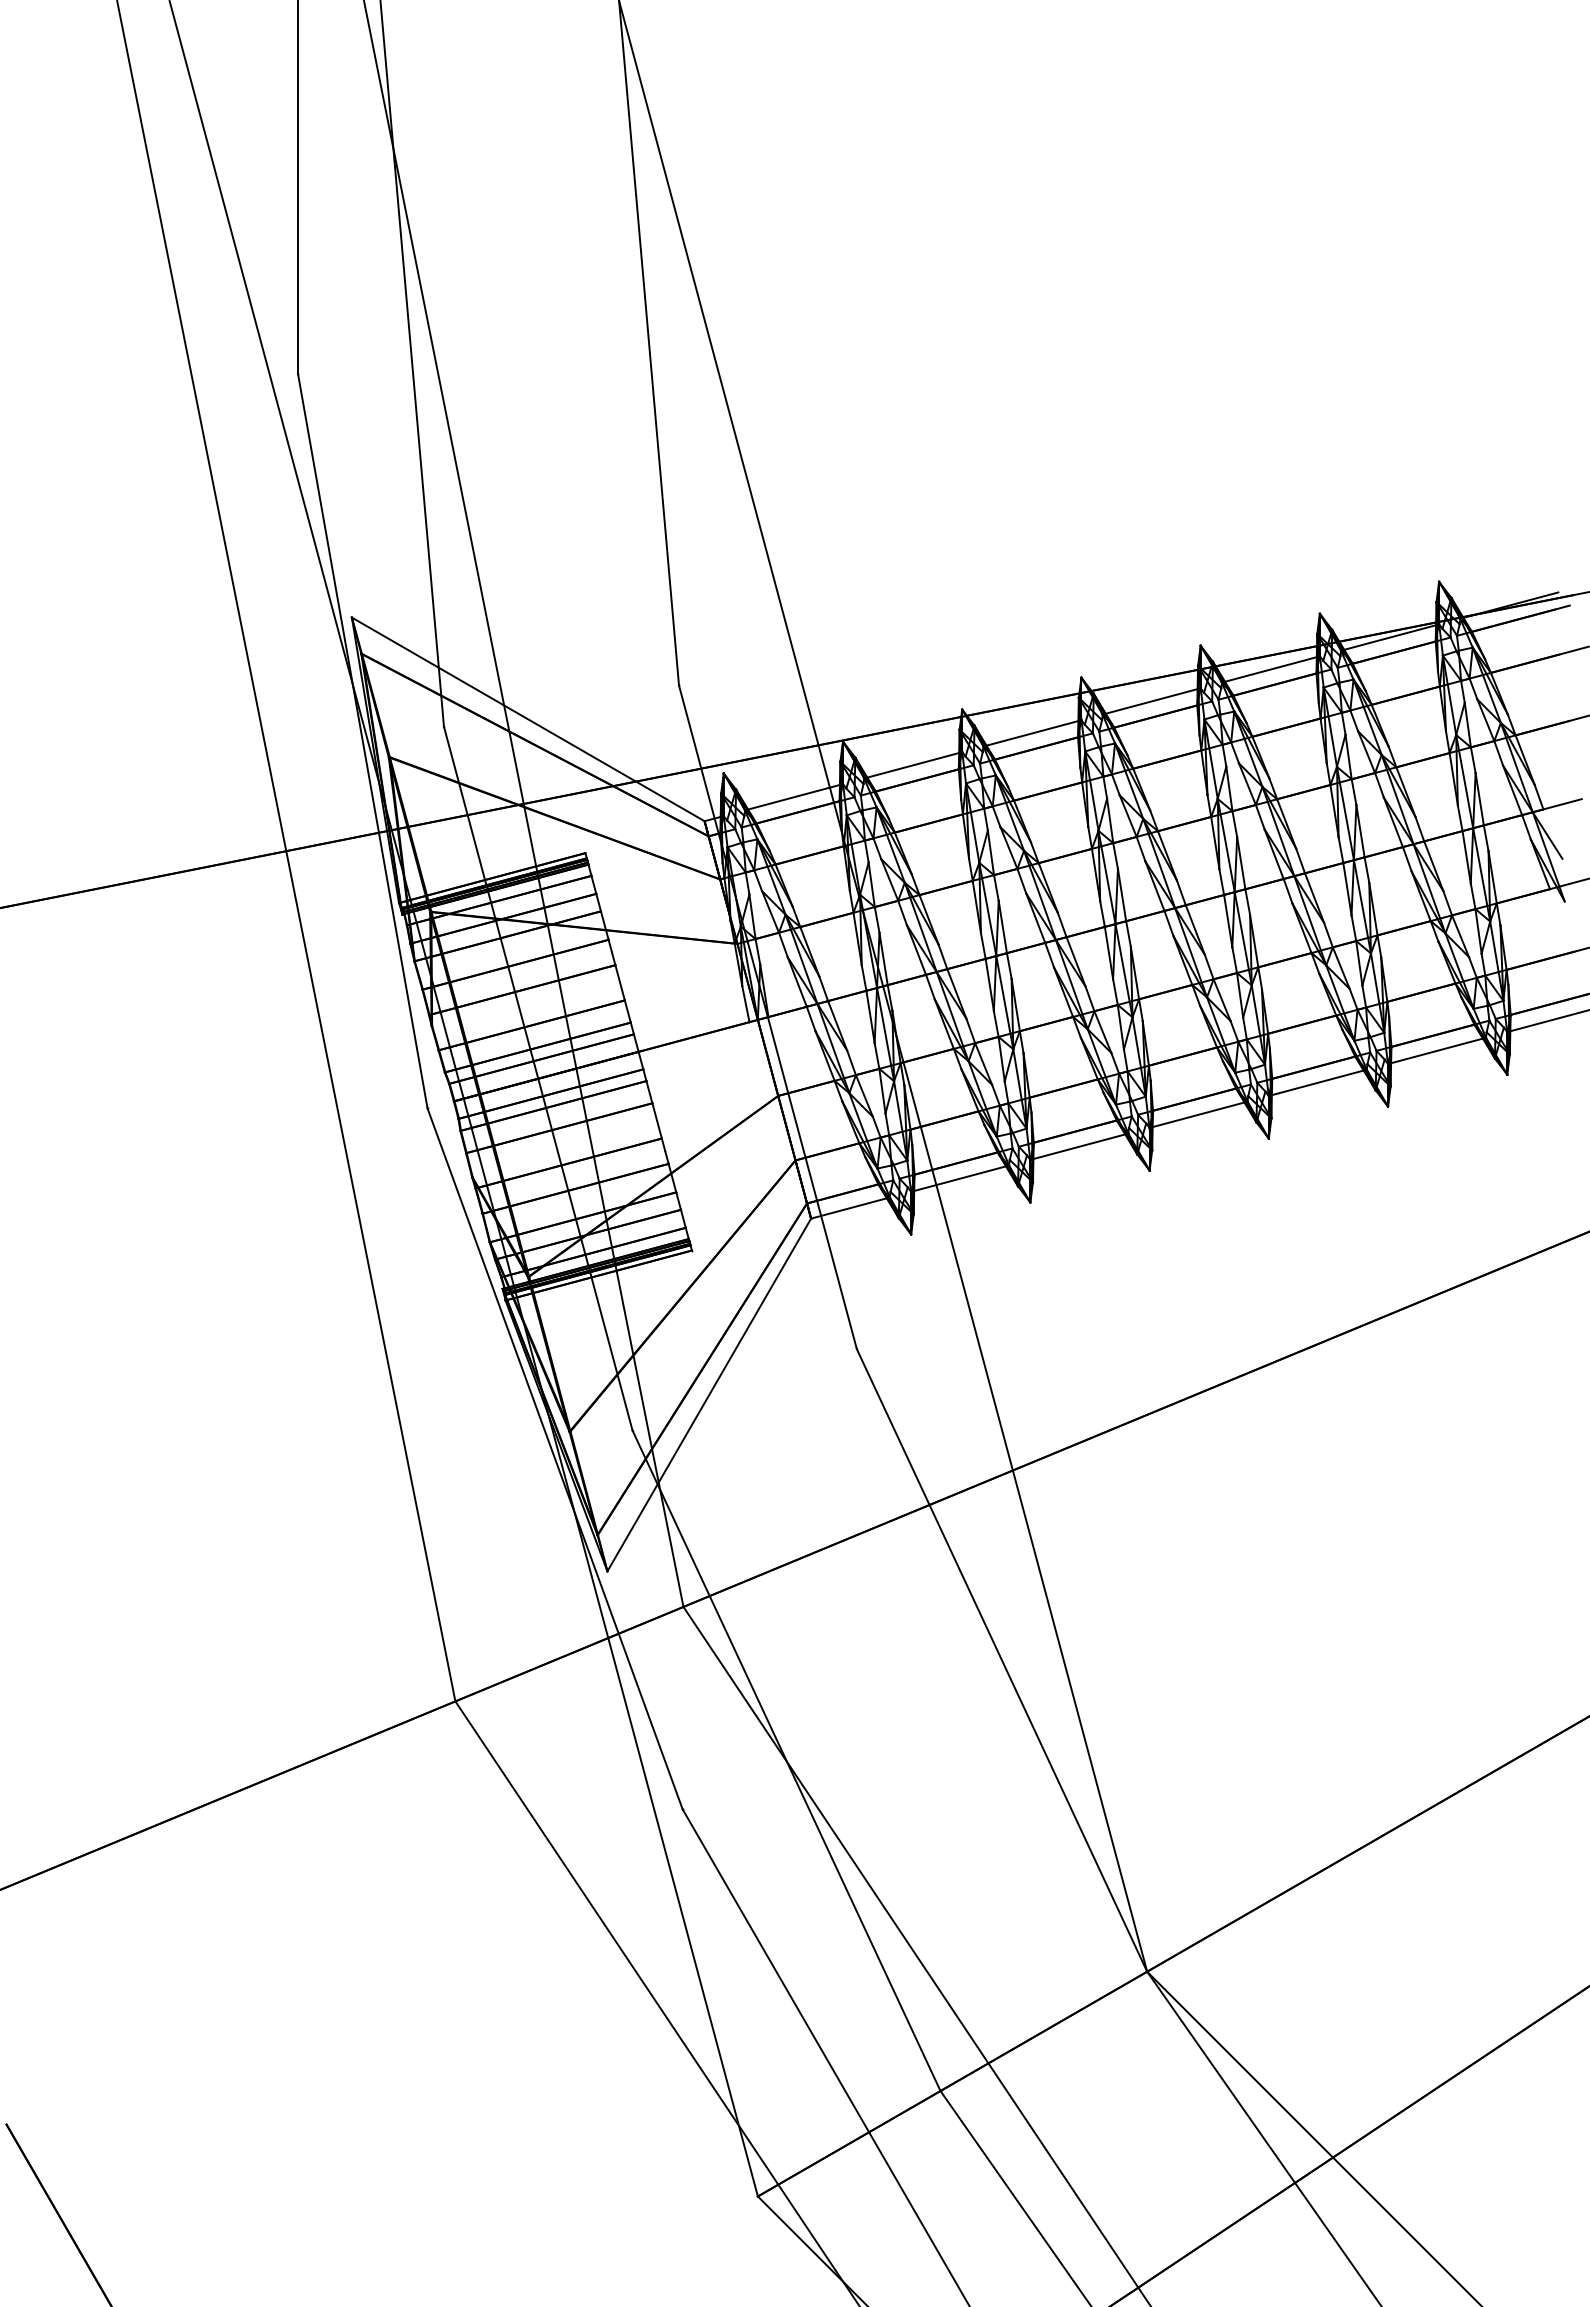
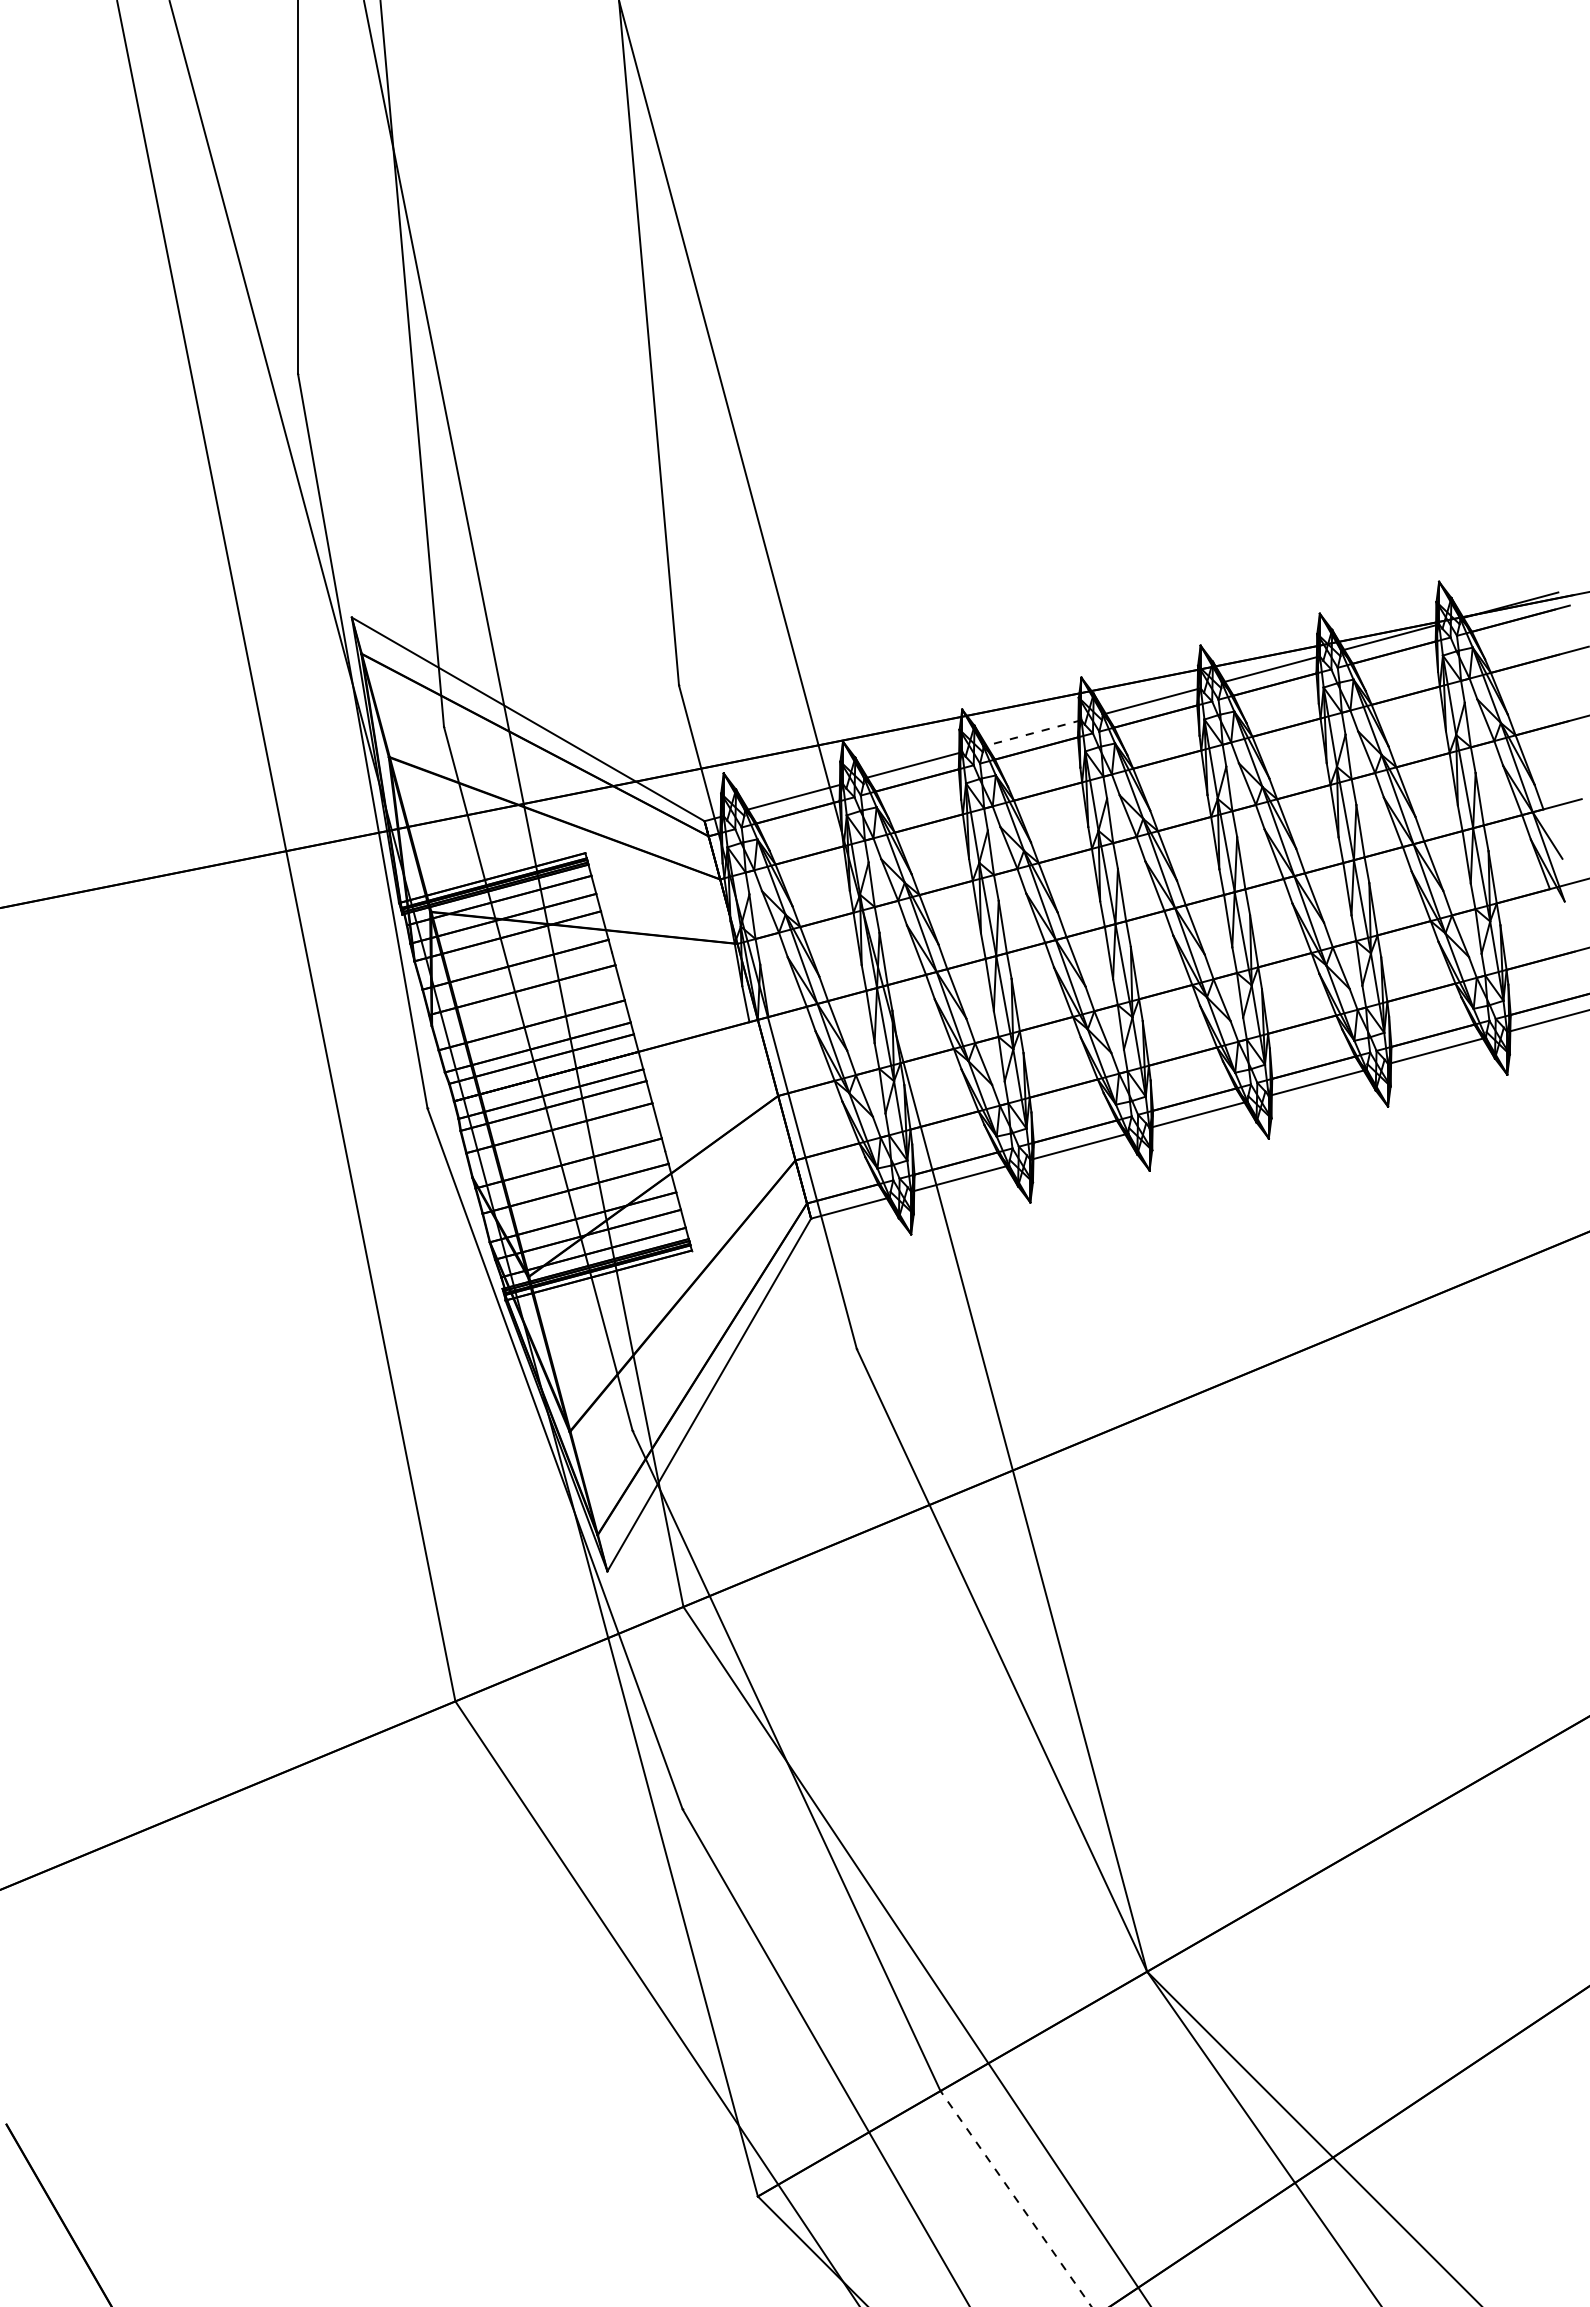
line: solid -> dashed (1032, 733)
line: solid -> dashed (1015, 2198)
